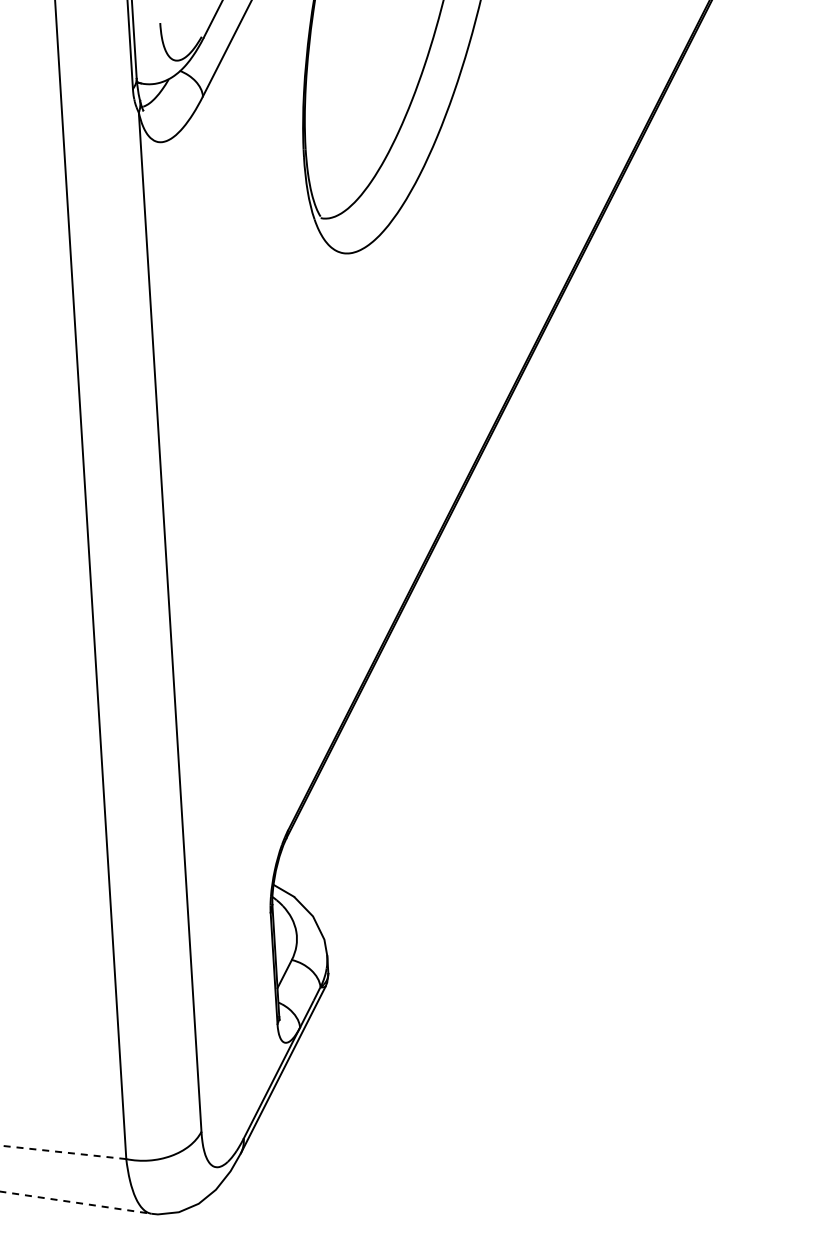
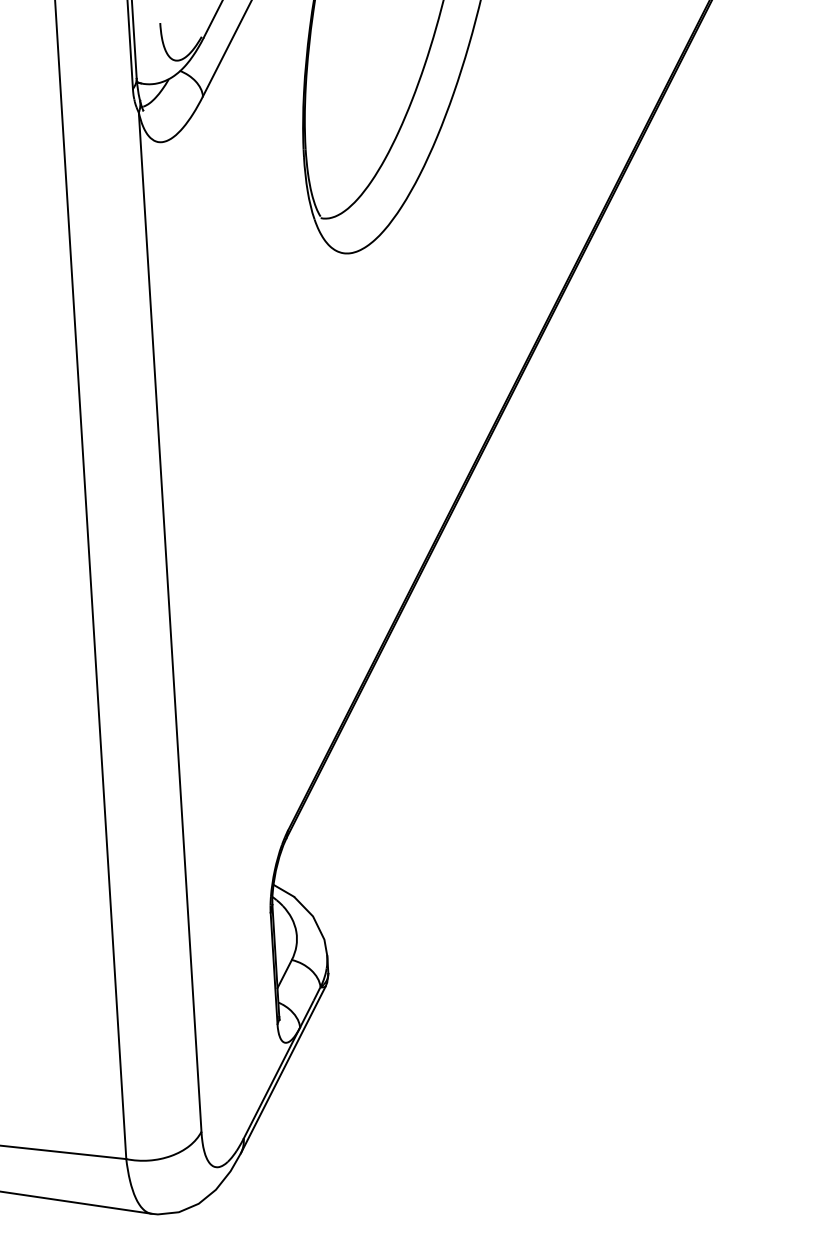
line: dashed -> solid (62, 1152)
line: dashed -> solid (76, 1202)
